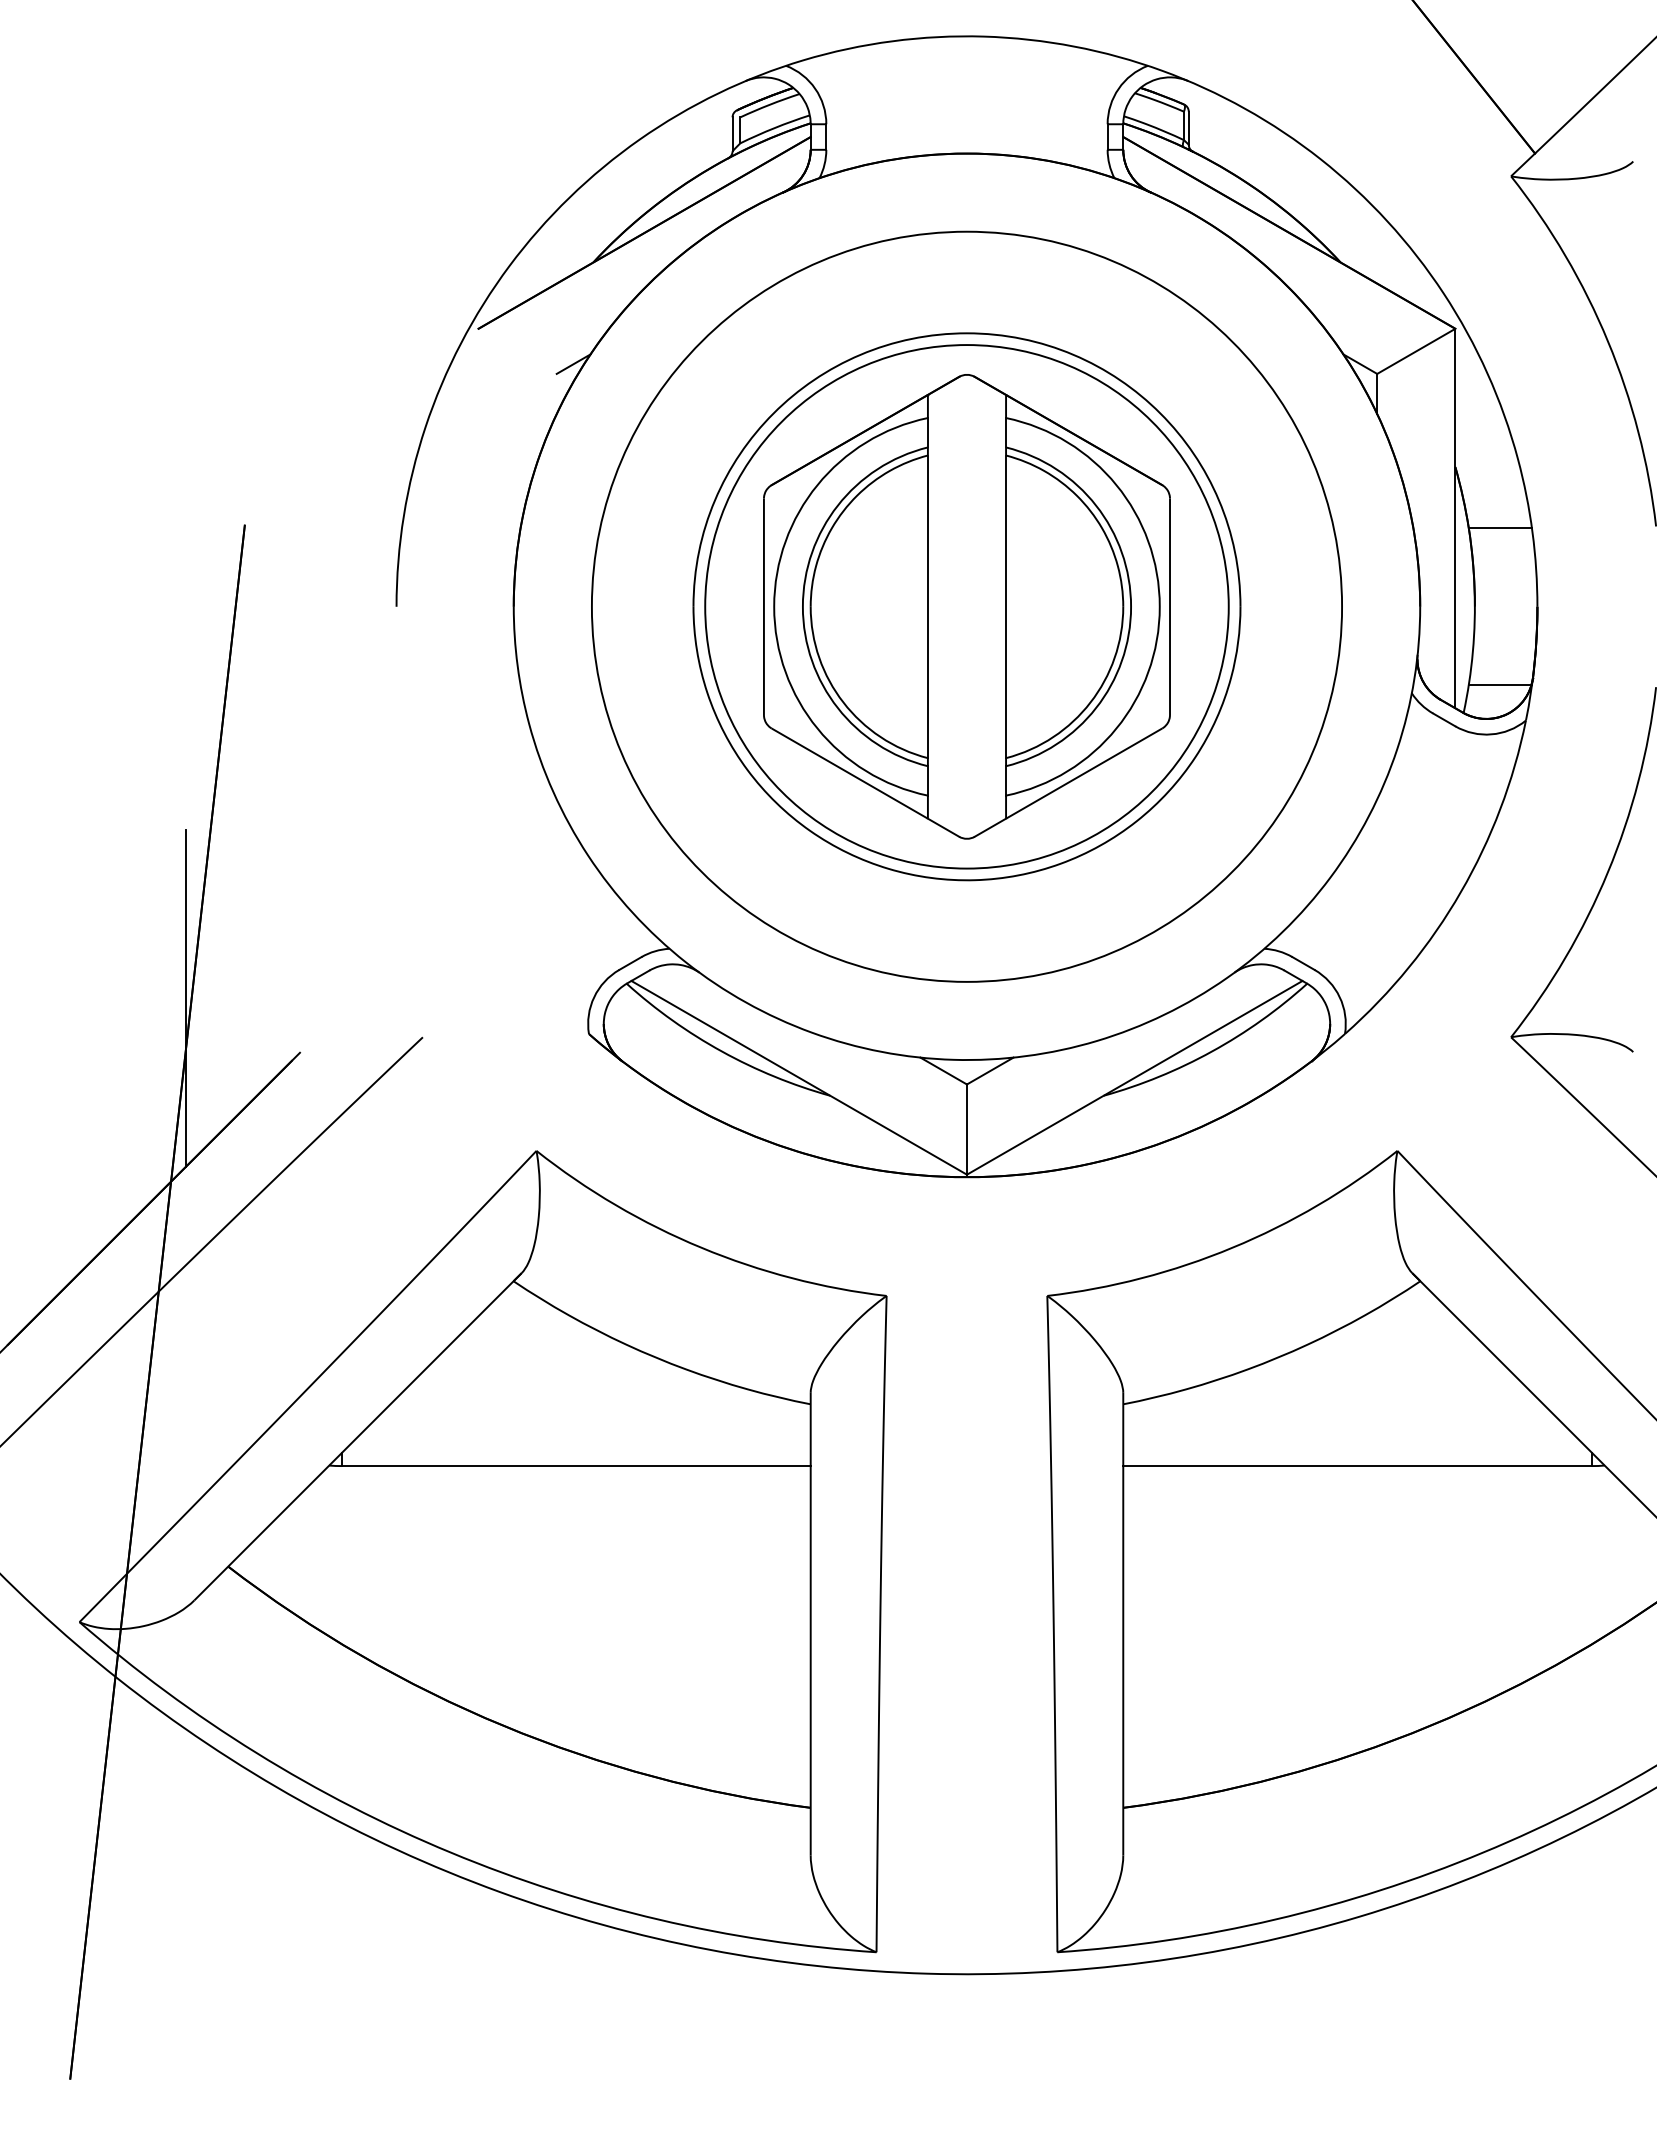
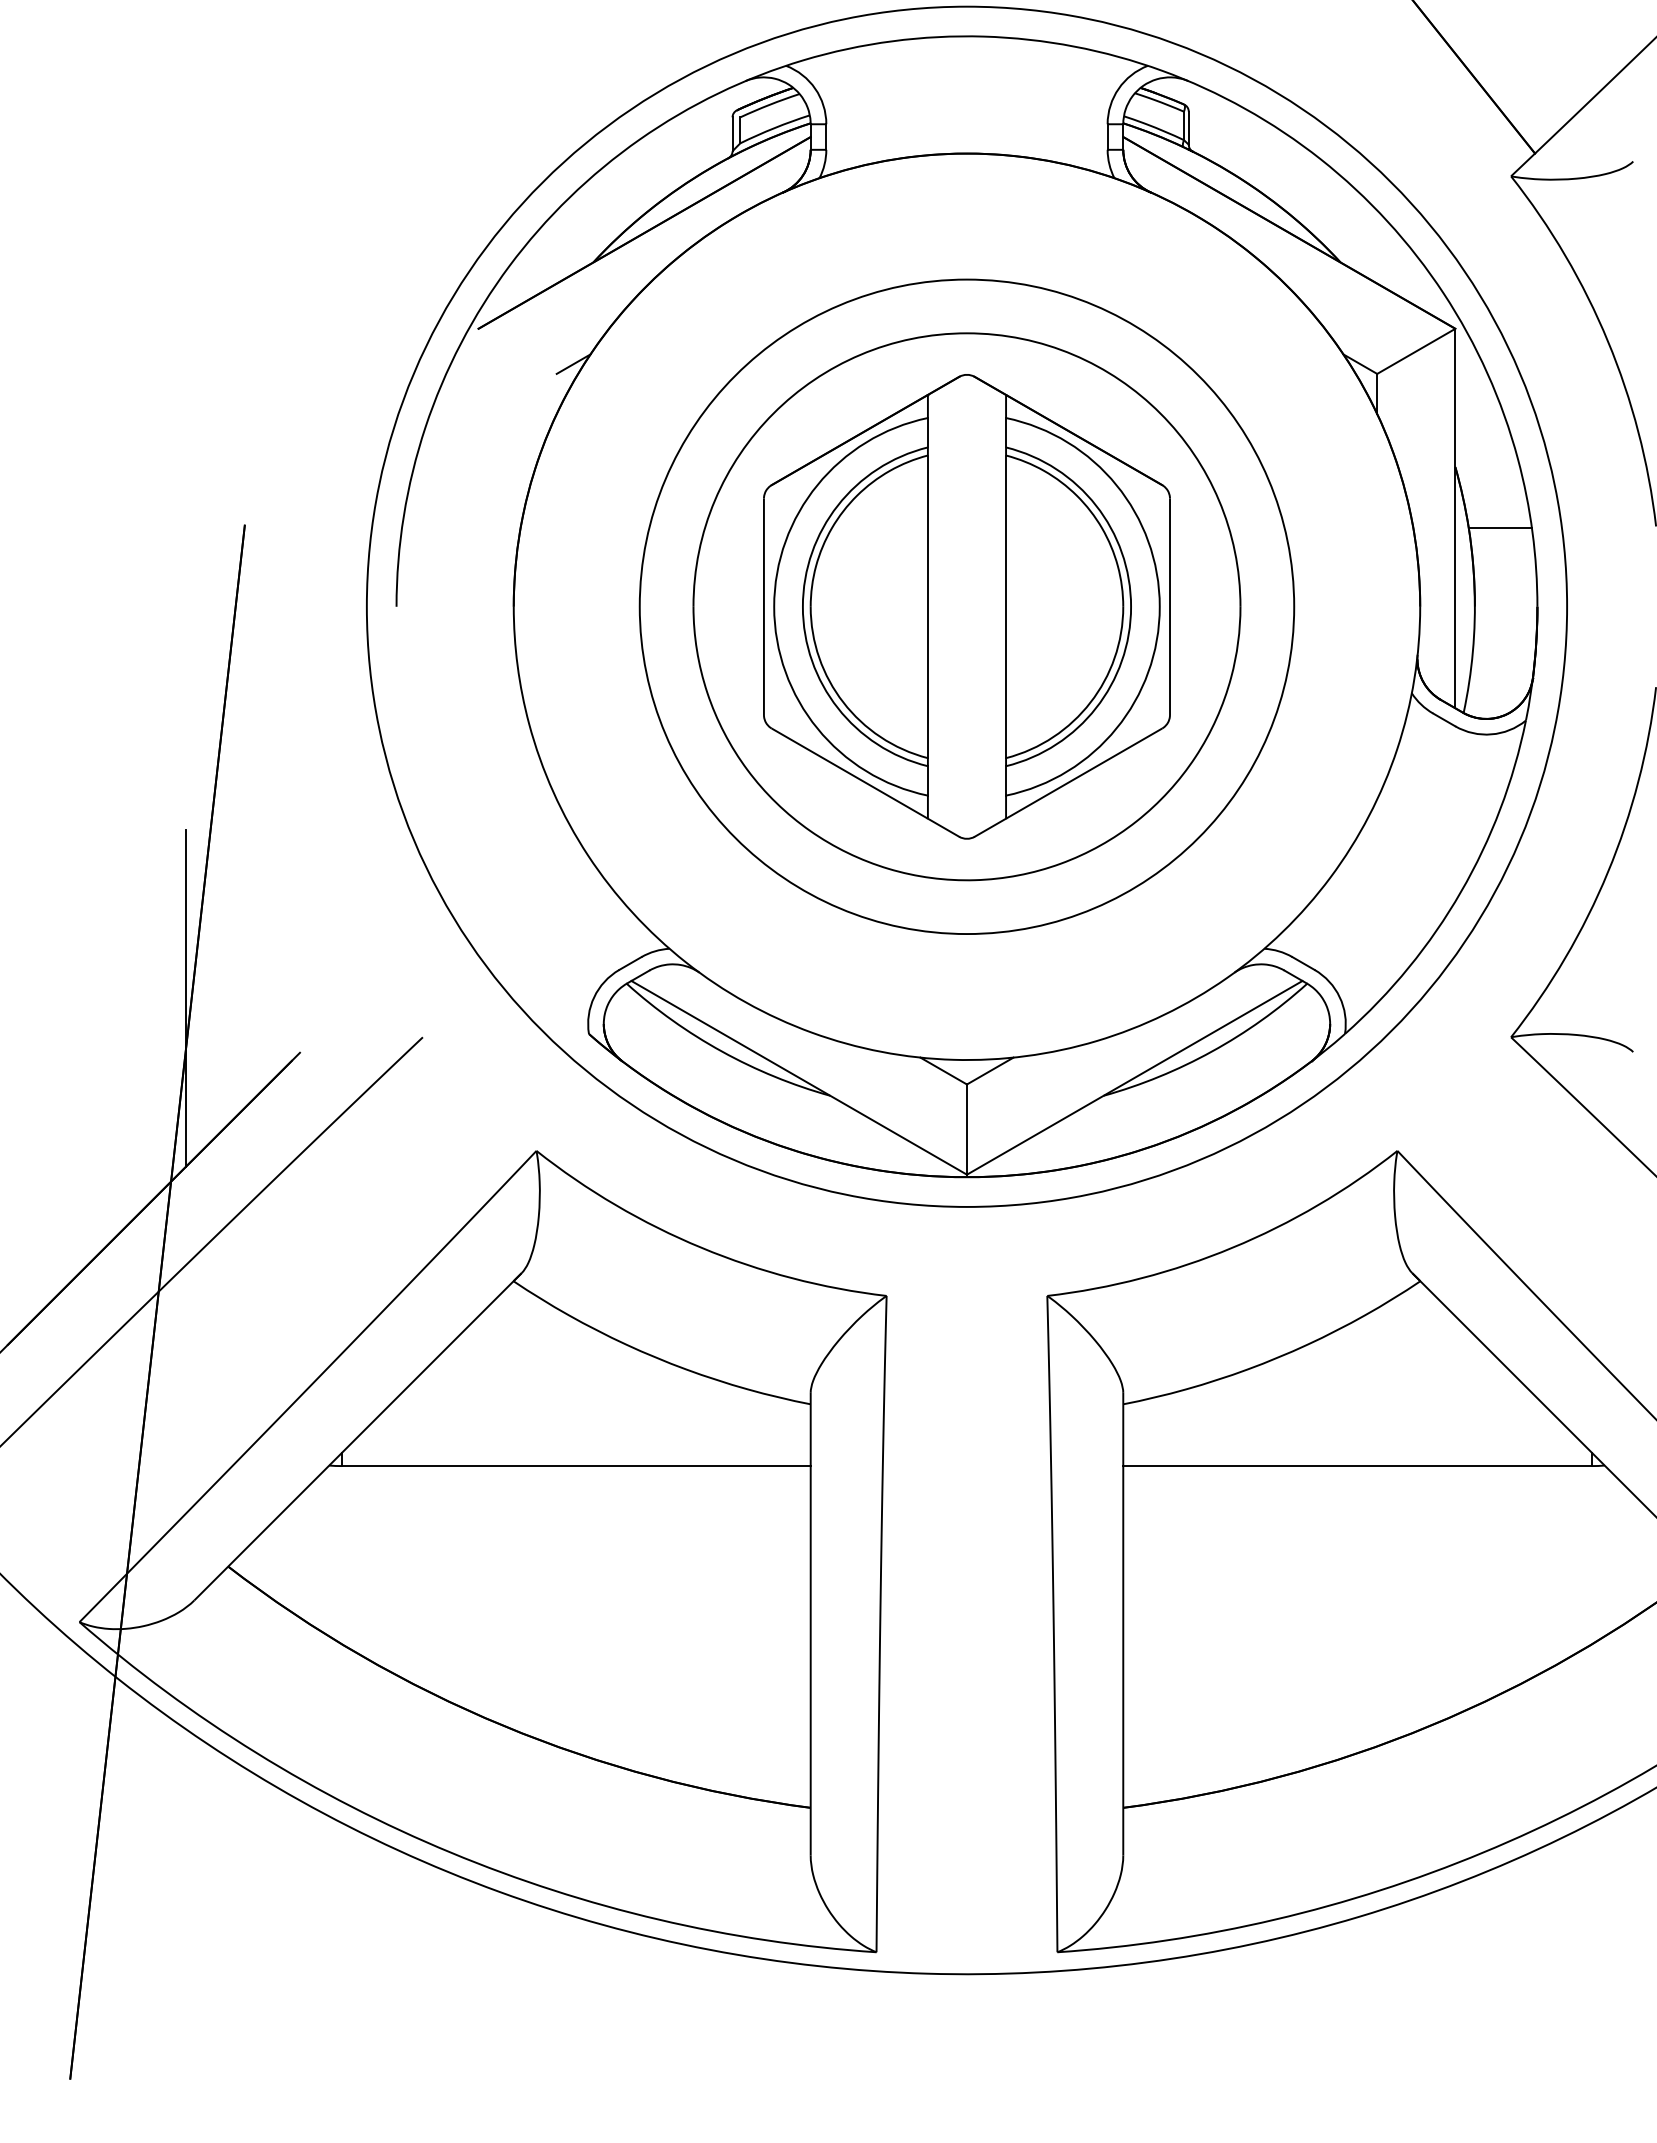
circle diameter: 524 px -> 654 px (966, 606)
circle diameter: 750 px -> 1200 px (966, 606)
line: present -> none (1499, 684)
